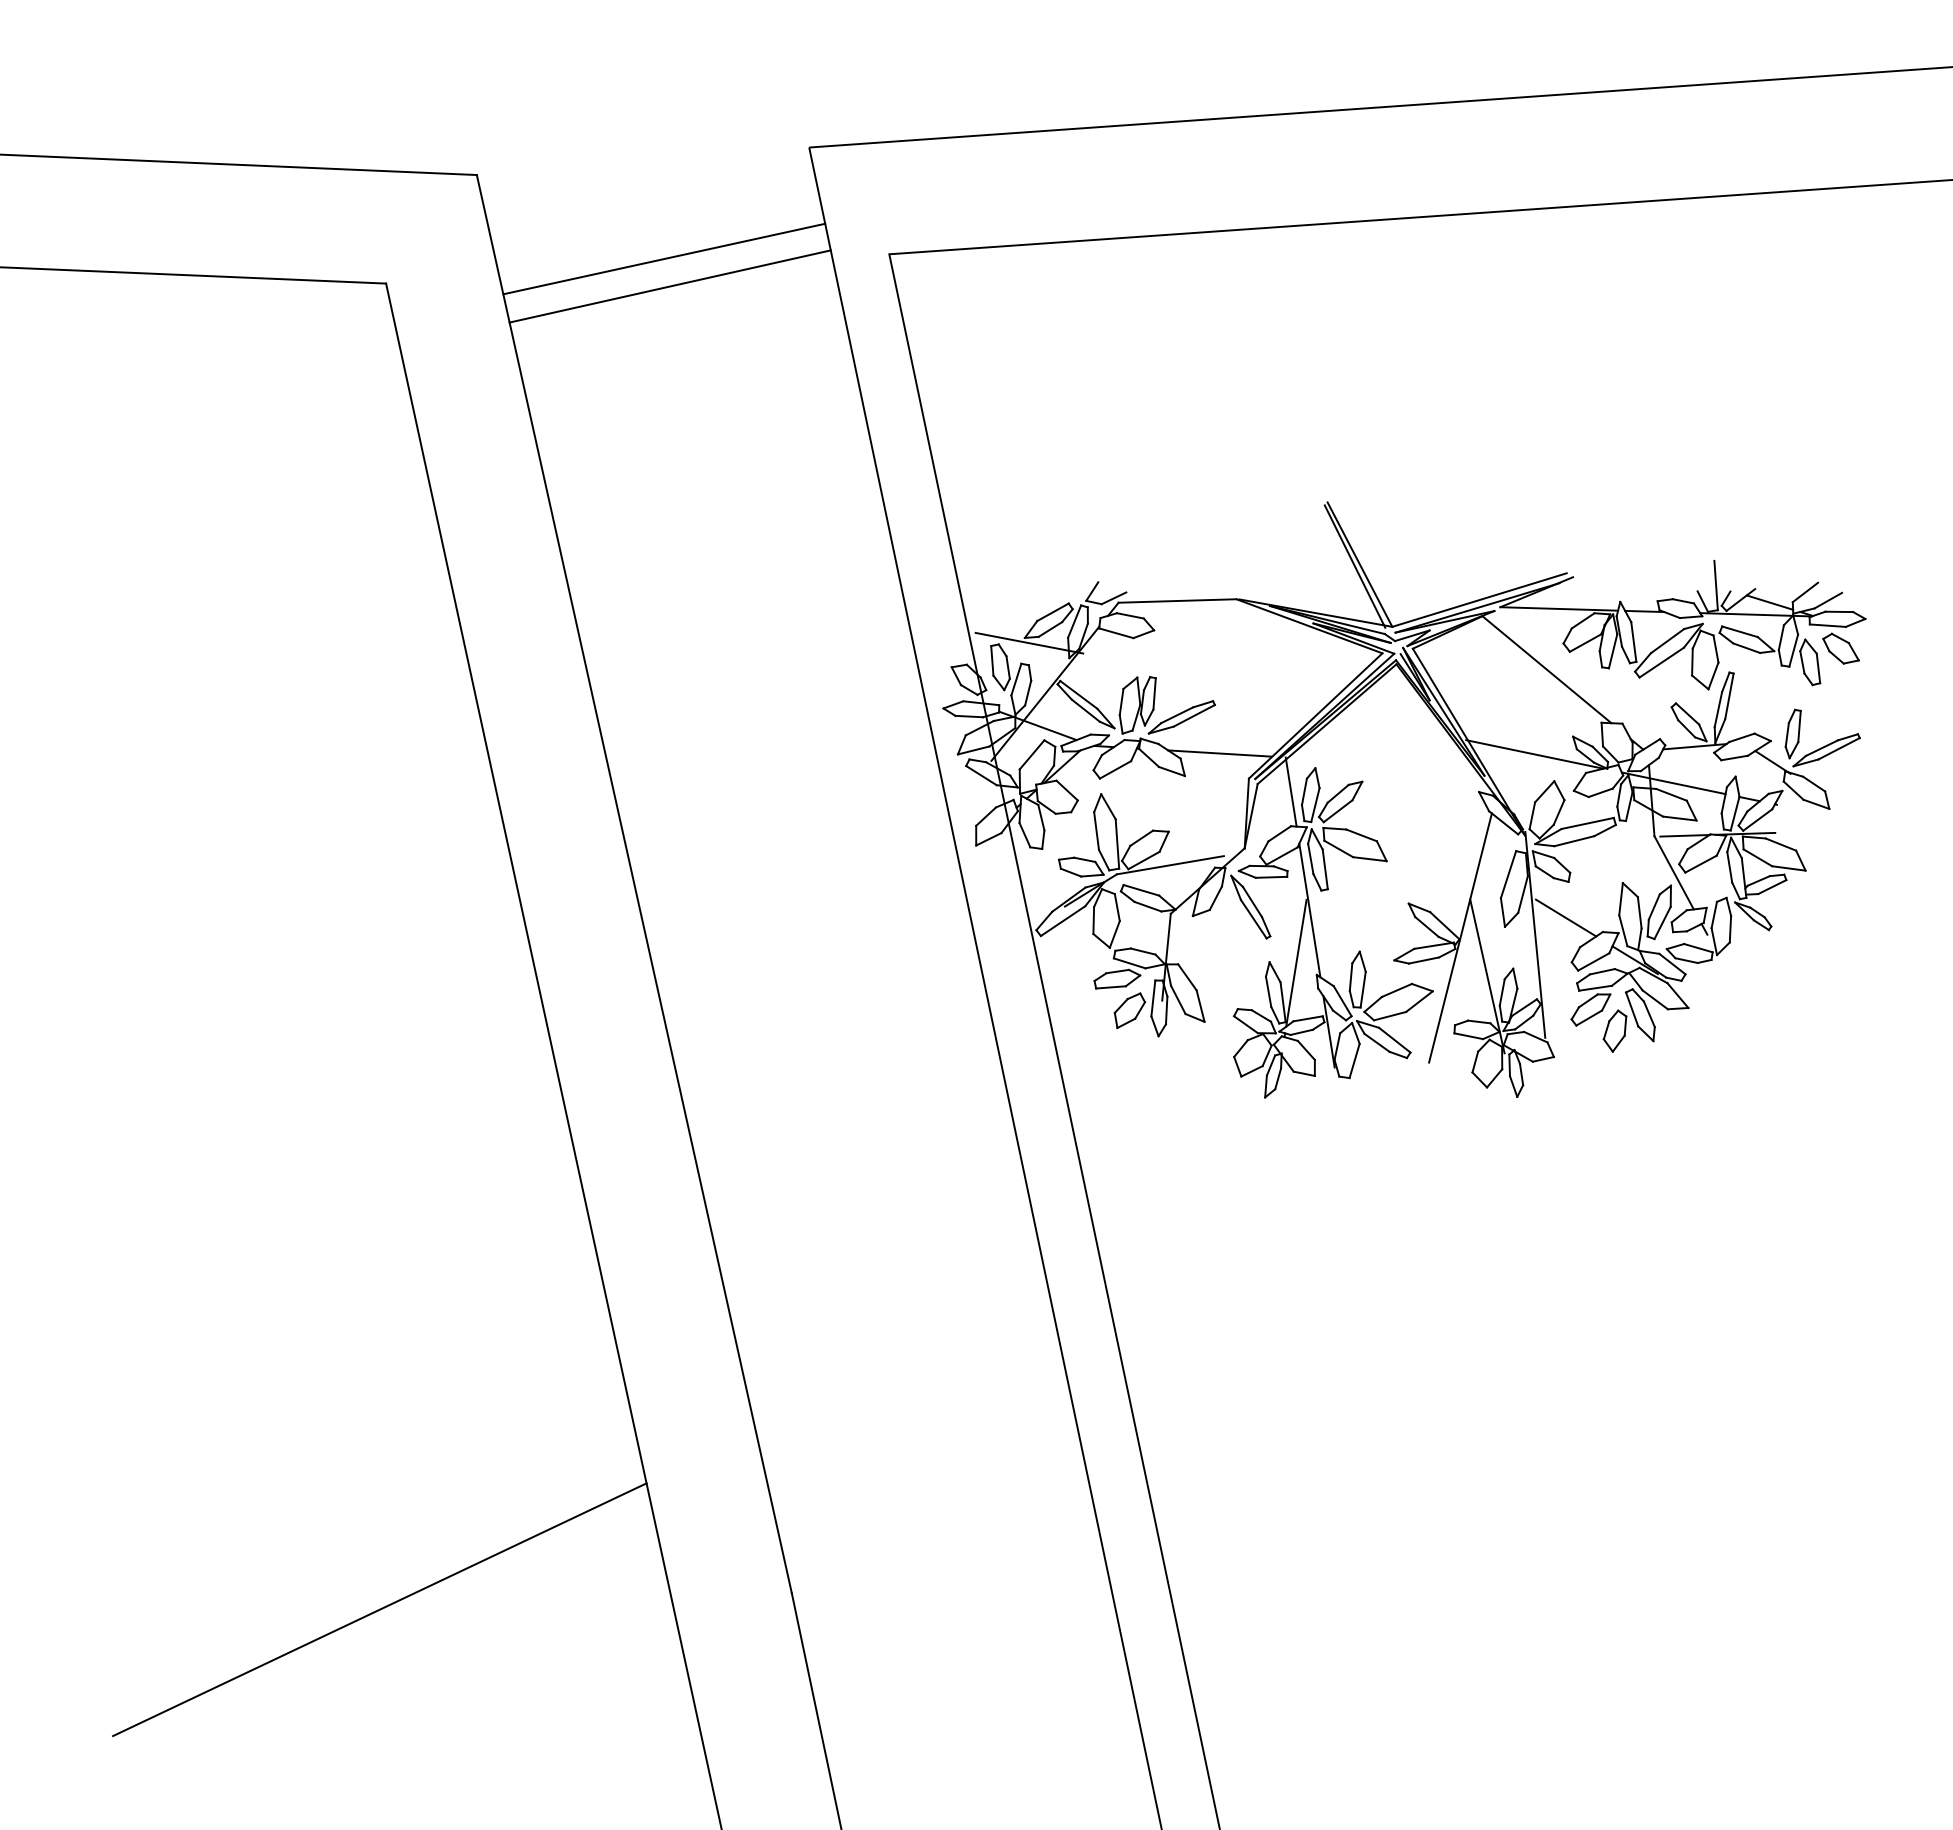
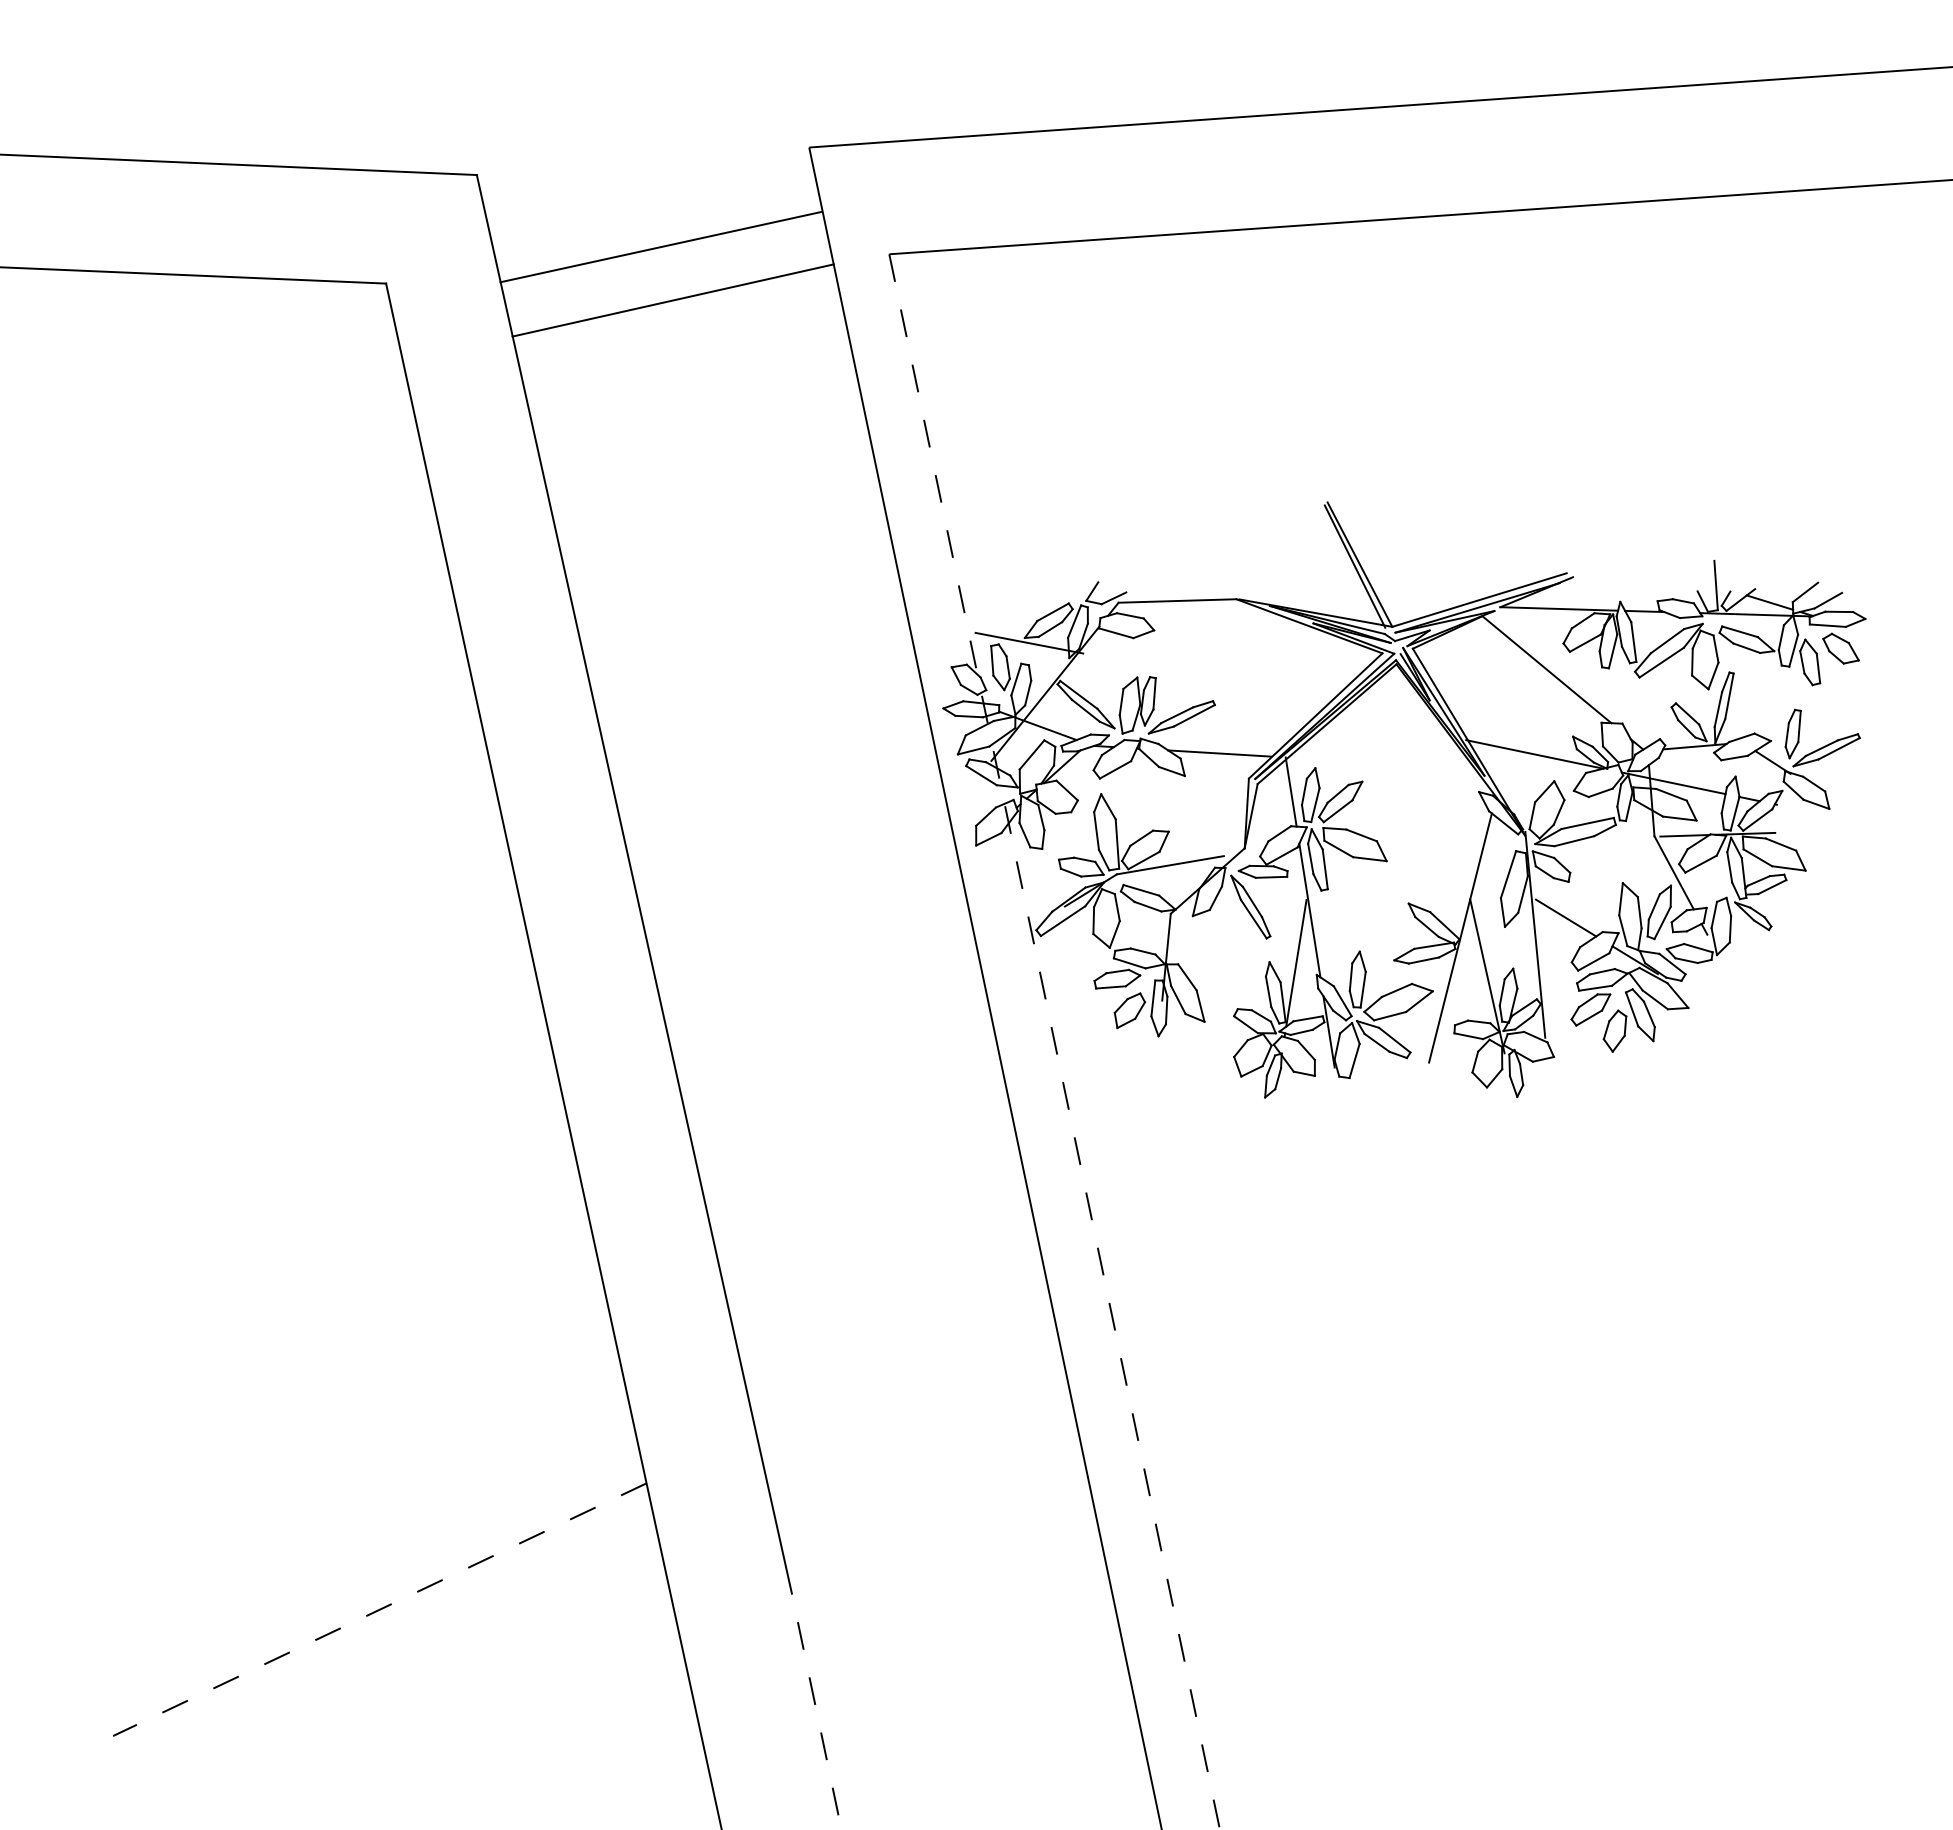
line position: (664, 258) -> (661, 246) (661, 246)
line position: (669, 286) -> (672, 300) (672, 300)
line: solid -> dashed (1054, 1042)
line: solid -> dashed (379, 1609)
line: solid -> dashed (816, 1710)
